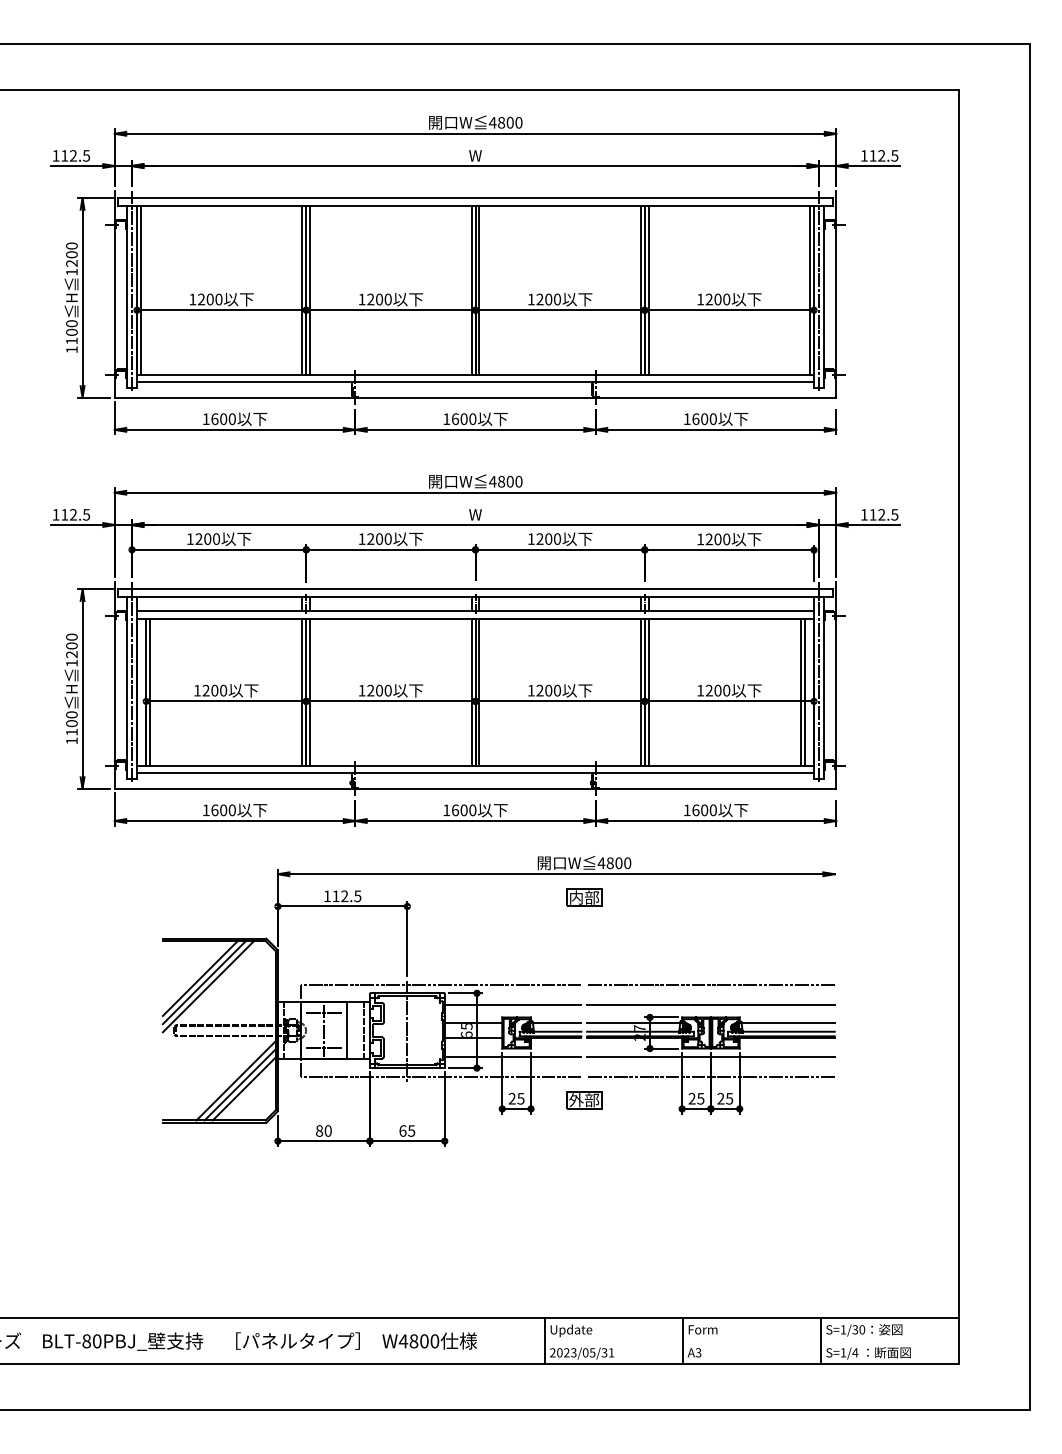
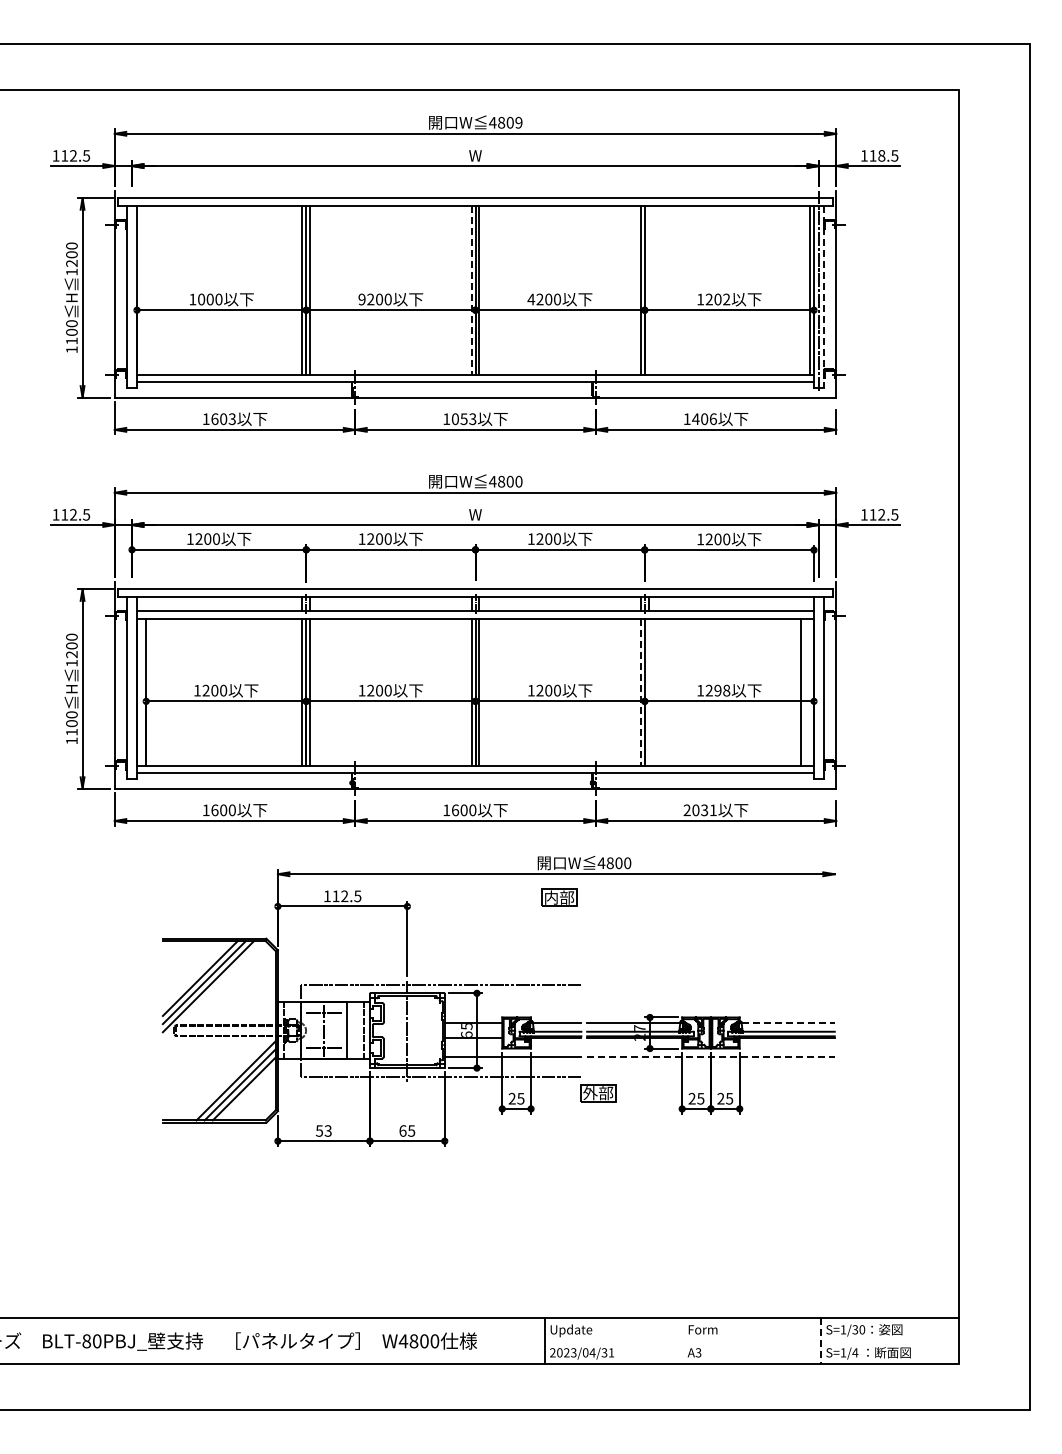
text: 4800 -> 4809 (518, 122)
text: 112.5 -> 118.5 (881, 155)
line: present -> none (140, 289)
line: present -> none (648, 289)
line: present -> none (132, 290)
line: solid -> dashed (471, 290)
line: solid -> dashed (823, 296)
text: 1200 -> 1000 (201, 299)
text: 1200 -> 9200 (361, 299)
text: 1200 -> 4200 (531, 299)
text: 1200 -> 1202 (726, 299)
text: 1600 -> 1603 (231, 418)
text: 1600 -> 1053 (464, 418)
text: 1600 -> 1406 (704, 419)
line: present -> none (819, 681)
line: present -> none (132, 682)
text: 1200 -> 1298 (722, 690)
line: present -> none (150, 691)
line: present -> none (648, 691)
line: present -> none (804, 691)
line: solid -> dashed (640, 692)
text: 1600 -> 2031 (699, 810)
part position: (584, 897) -> (559, 897) (559, 897)
line: present -> none (710, 984)
line: present -> none (512, 1004)
line: present -> none (710, 1004)
line: solid -> dashed (788, 1023)
line: solid -> dashed (710, 1056)
line: present -> none (710, 1076)
part position: (584, 1100) -> (598, 1093) (598, 1093)
text: 80 -> 53 (323, 1130)
line: present -> none (682, 1341)
line: solid -> dashed (820, 1341)
text: 2023/05/31 -> 2023/04/31 (592, 1352)
